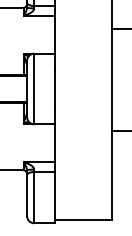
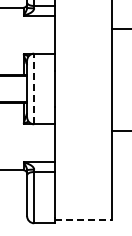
line: solid -> dashed (34, 88)
line: solid -> dashed (84, 219)
